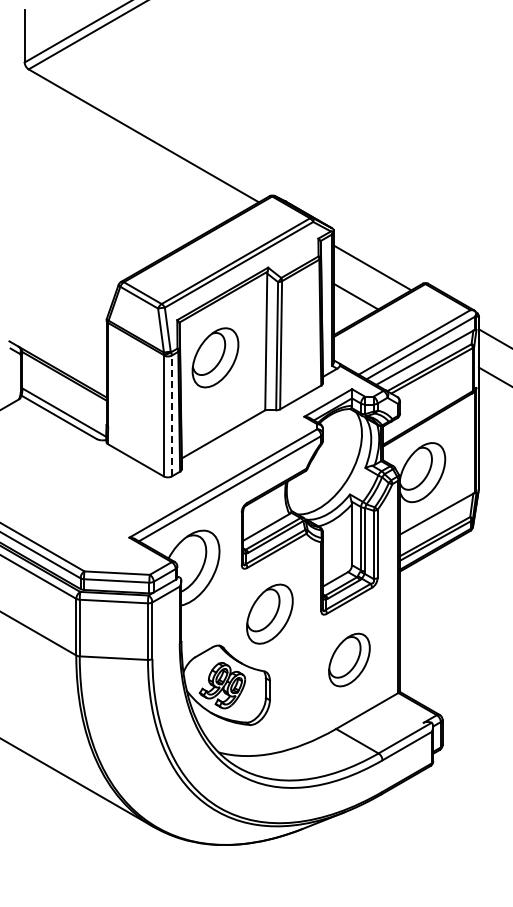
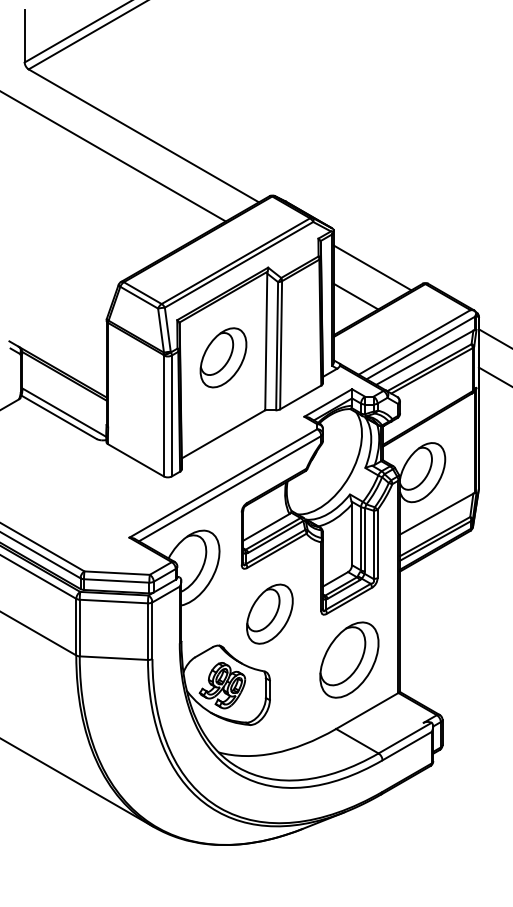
line: none -> present (113, 156)
part position: (215, 357) -> (223, 357) (223, 357)
line: dashed -> solid (171, 415)
part size: 43x56 px -> 61x78 px (349, 659)
